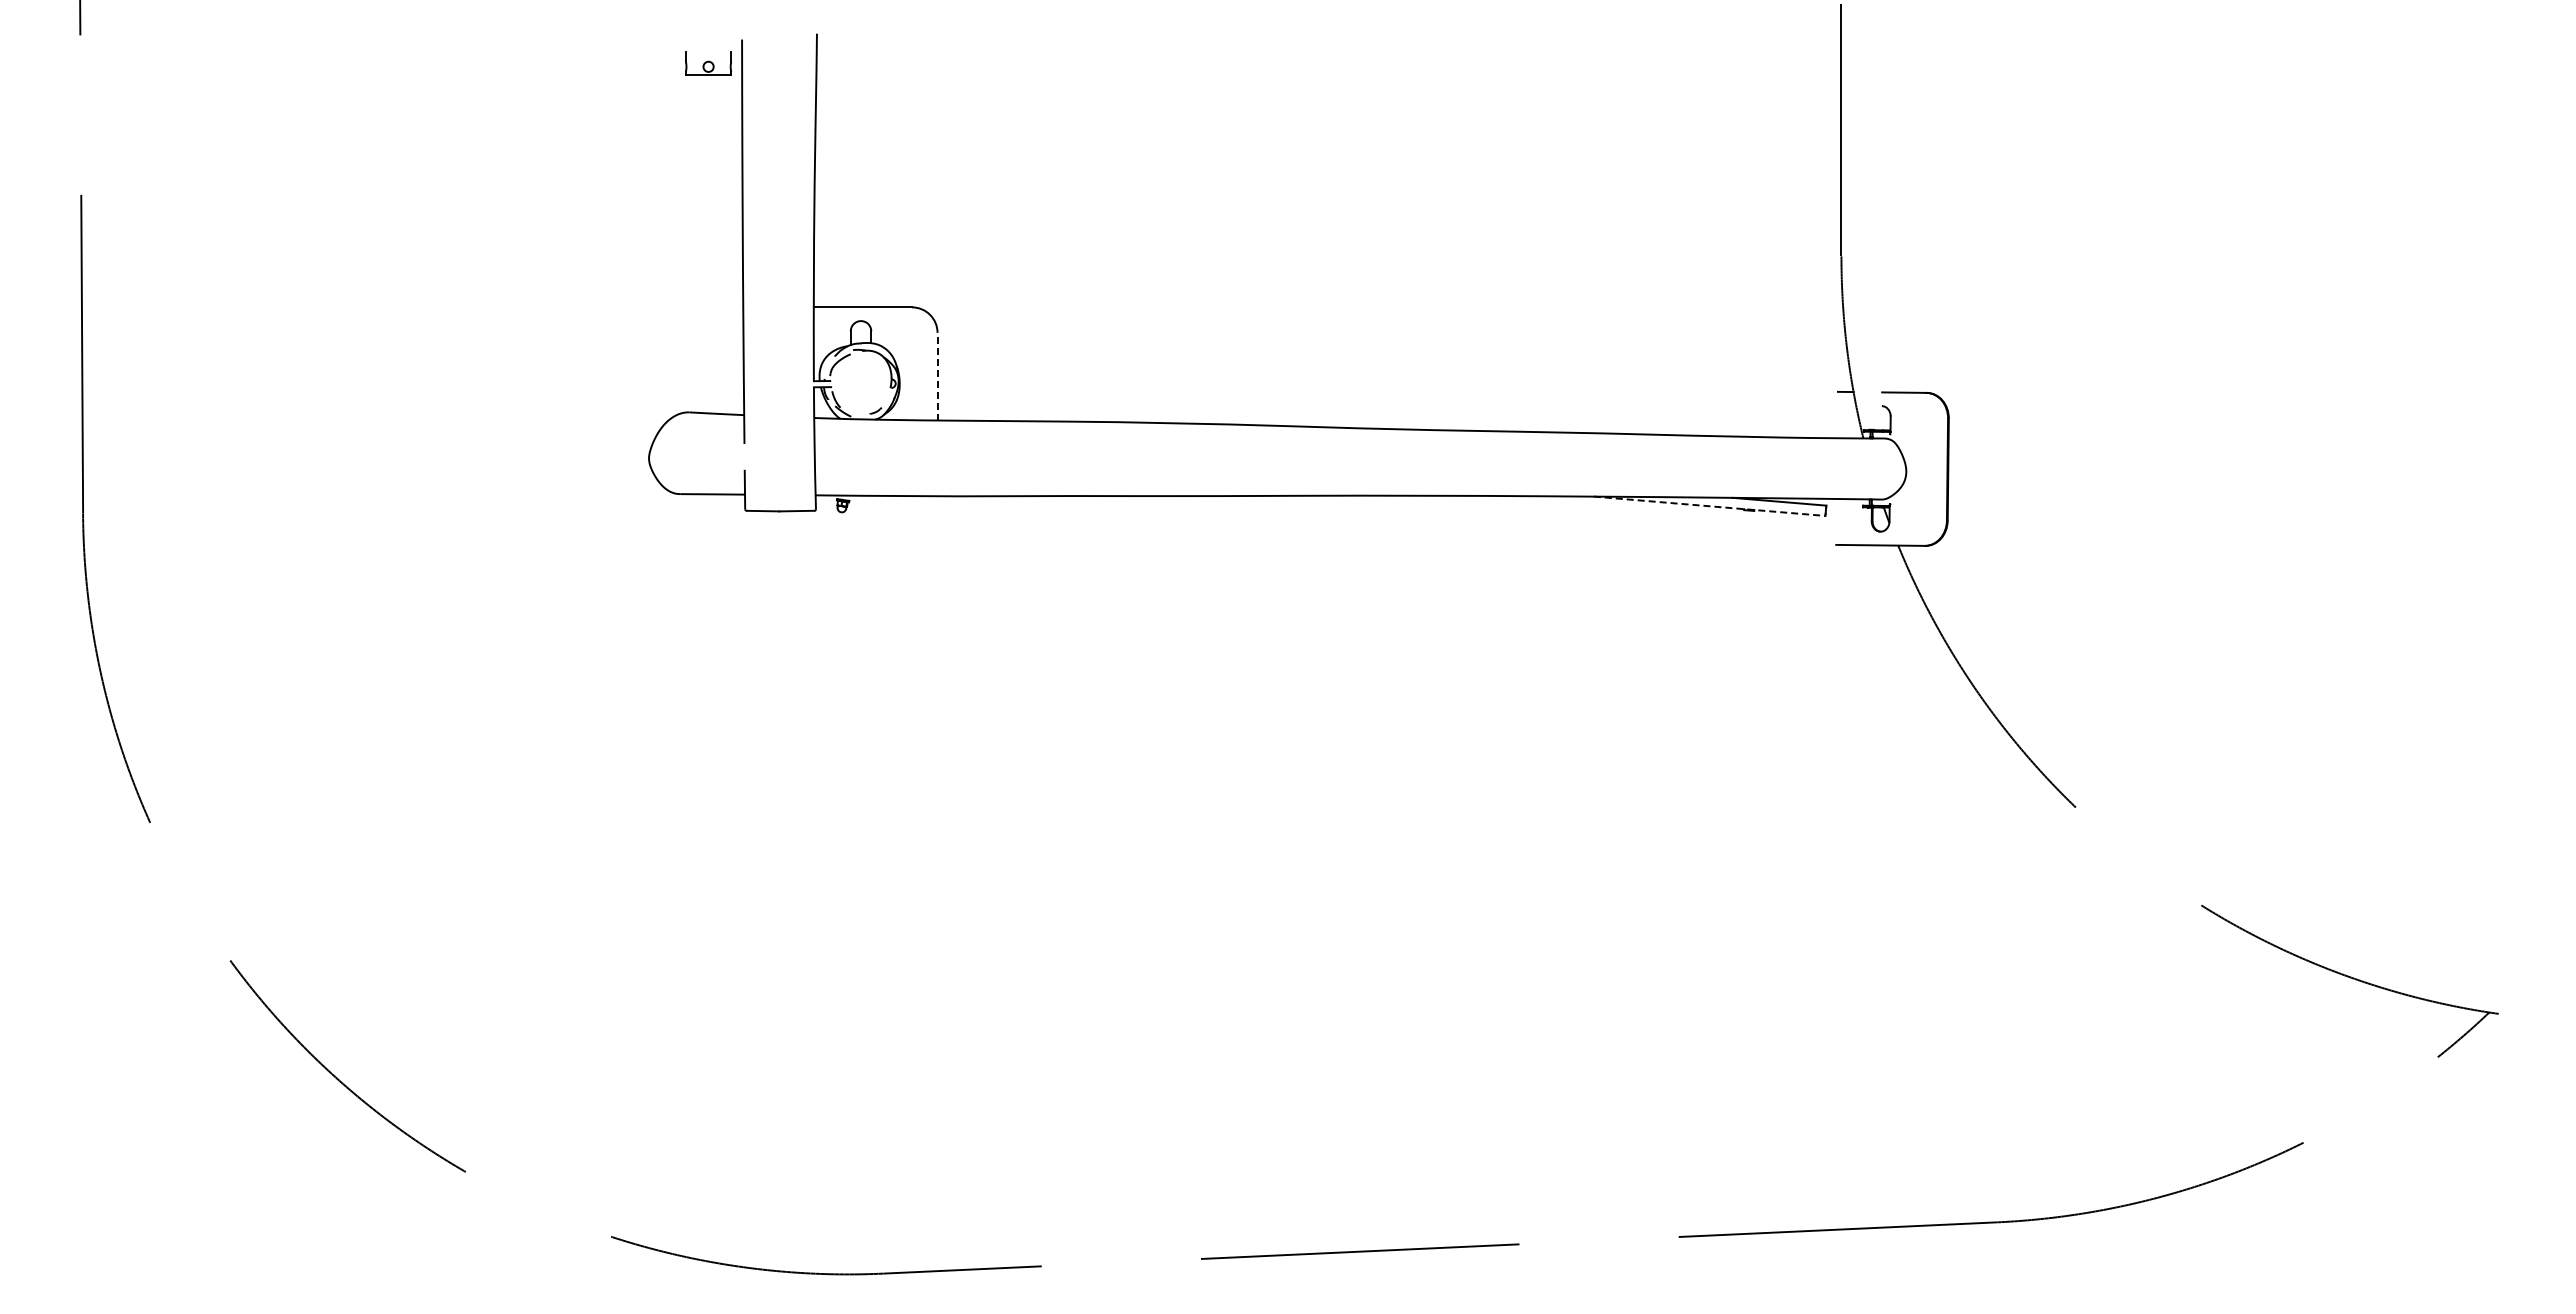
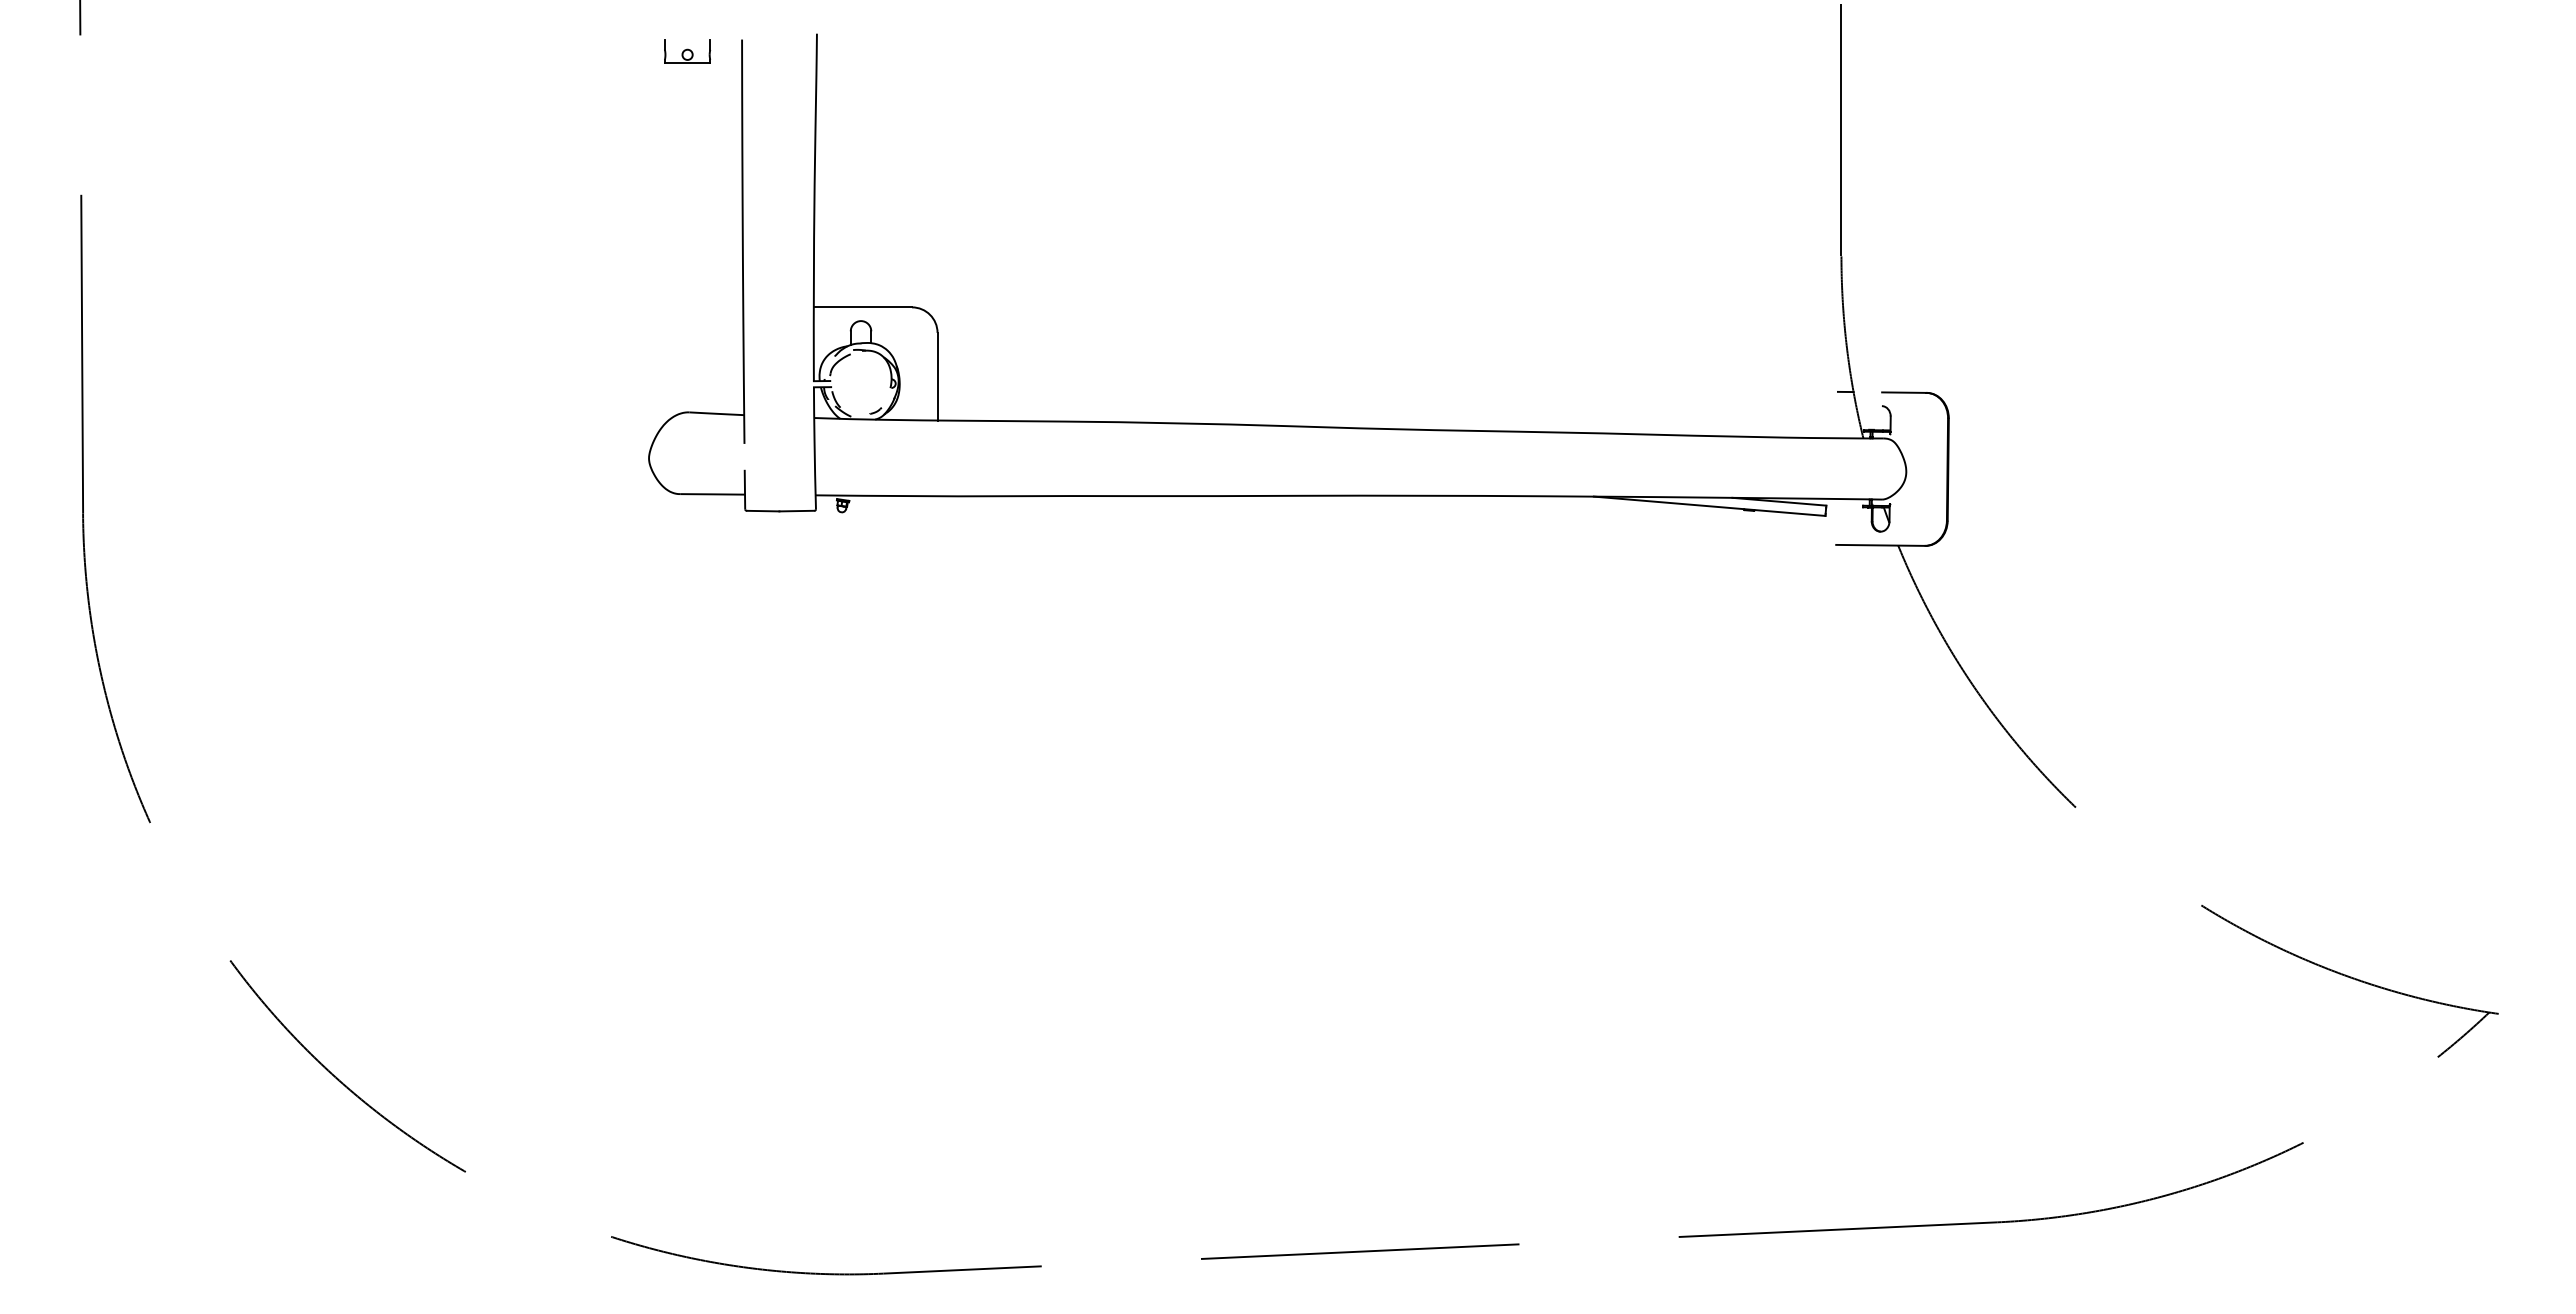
part position: (708, 63) -> (687, 51) (687, 51)
line: dashed -> solid (937, 376)
line: dashed -> solid (1710, 506)
